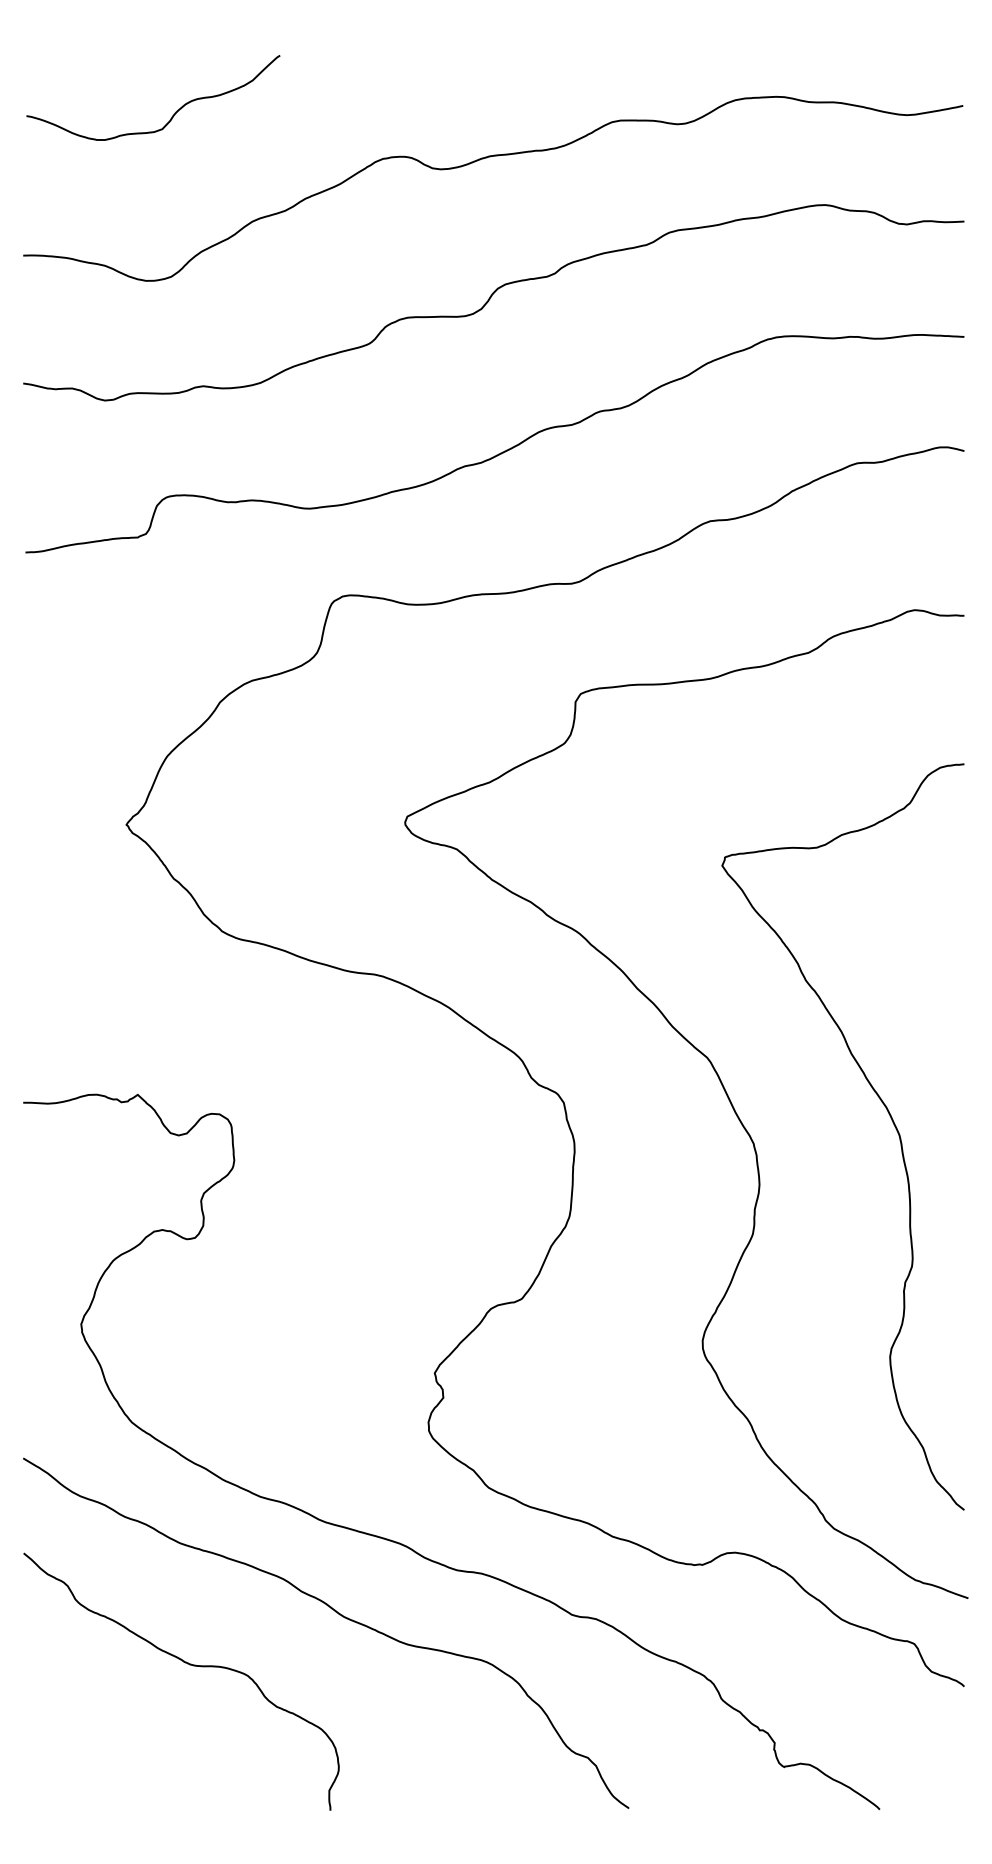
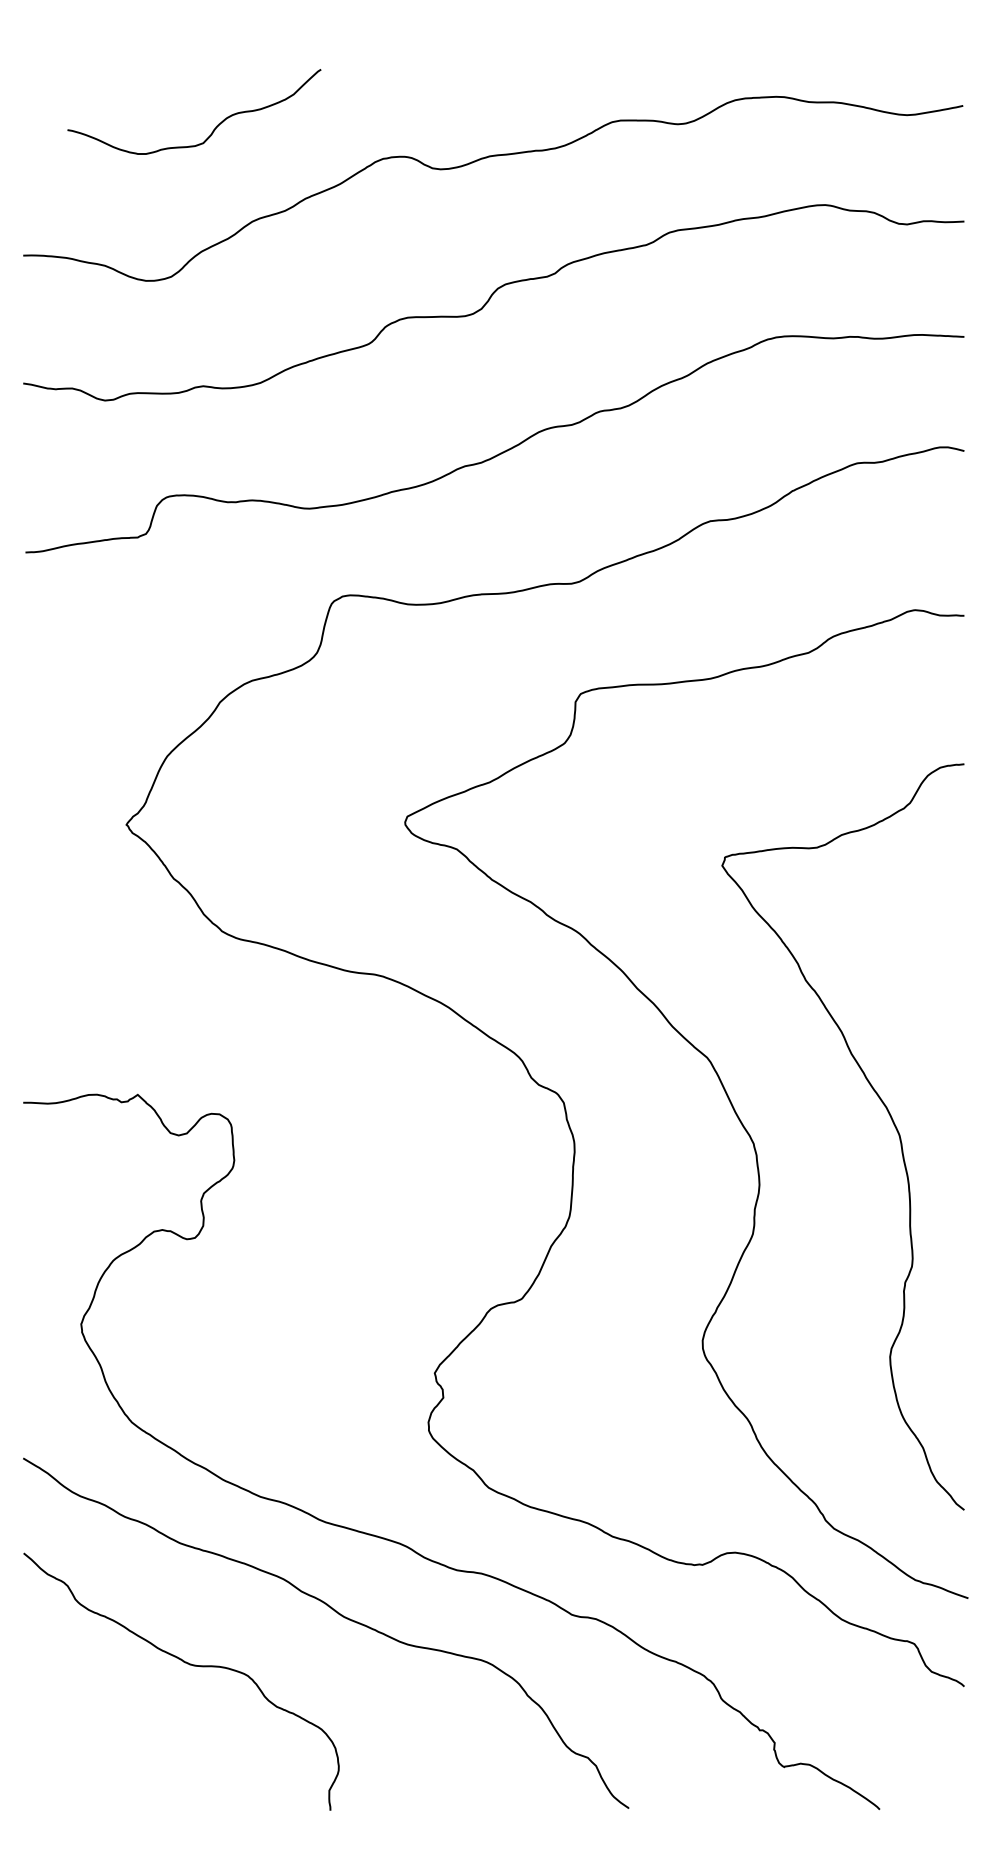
curve position: (175, 111) -> (216, 125) (216, 125)
